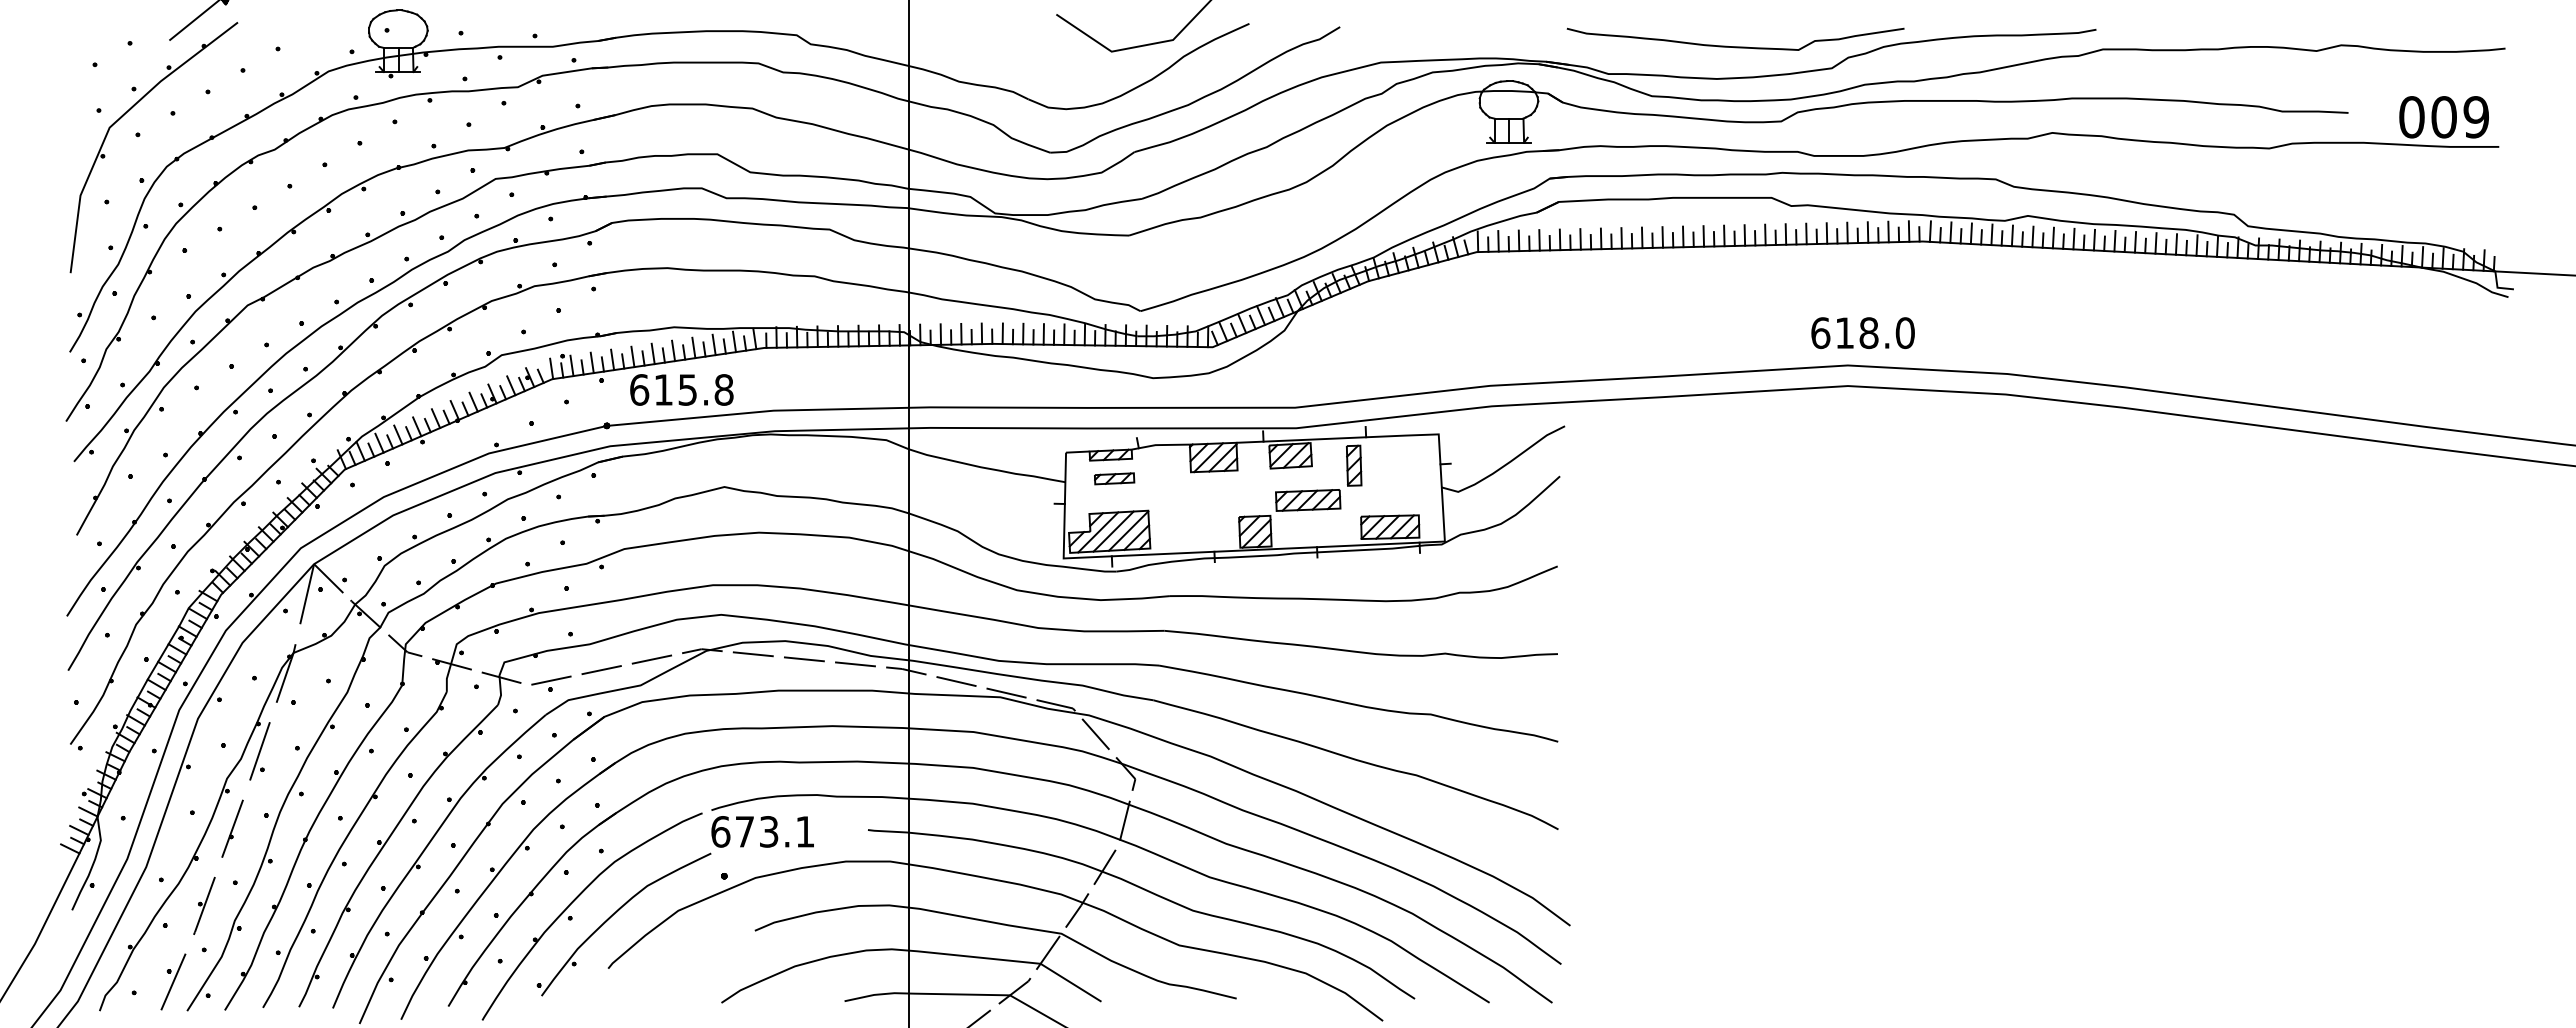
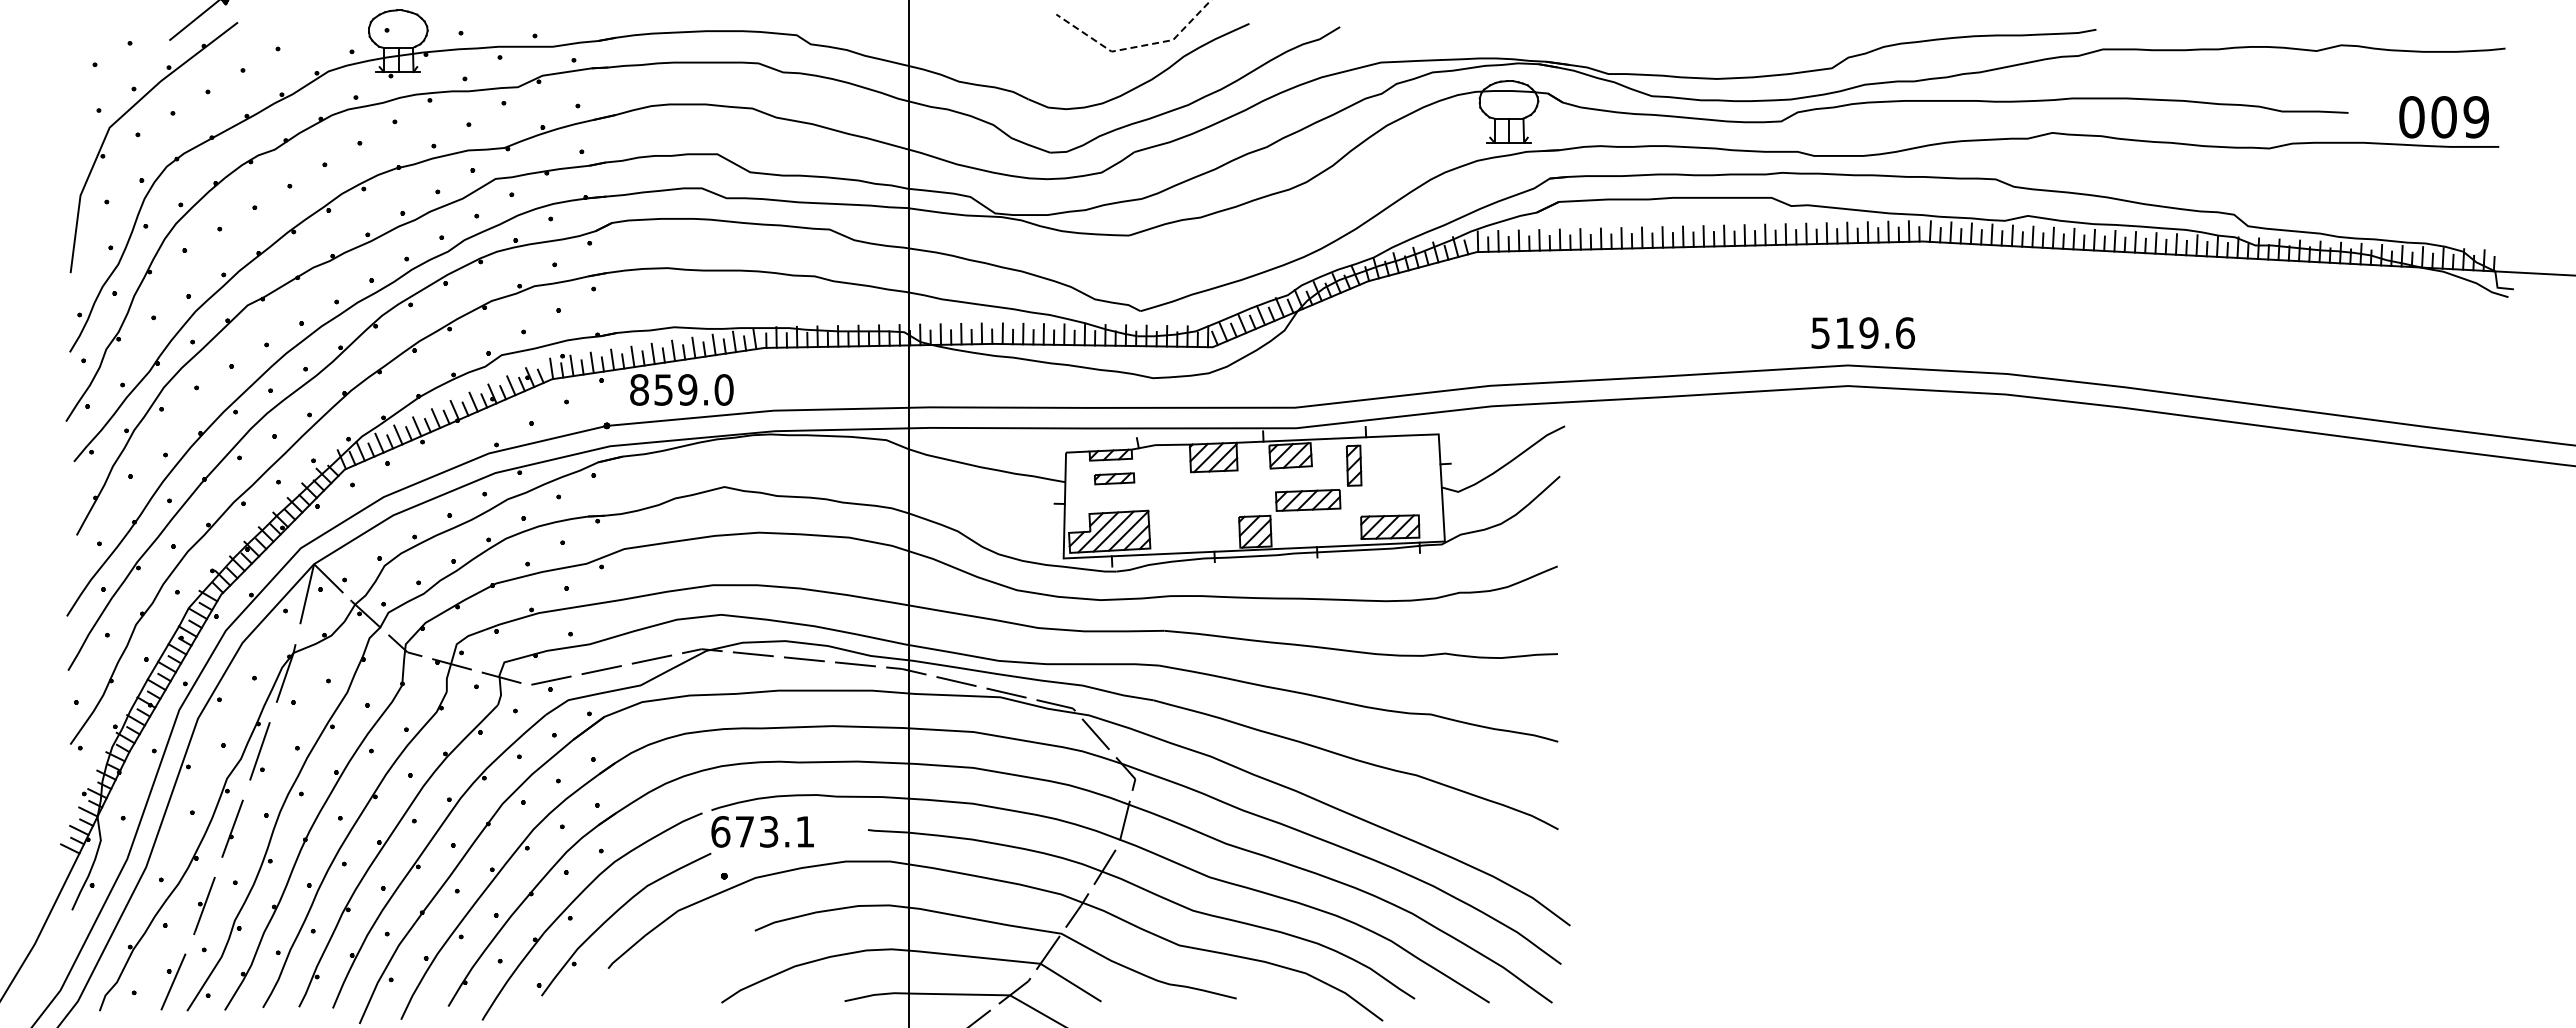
curve: present -> none (1735, 46)
line: solid -> dashed (1136, 47)
text: 618.0 -> 519.6 (1863, 333)
text: 615.8 -> 859.0 (681, 389)
